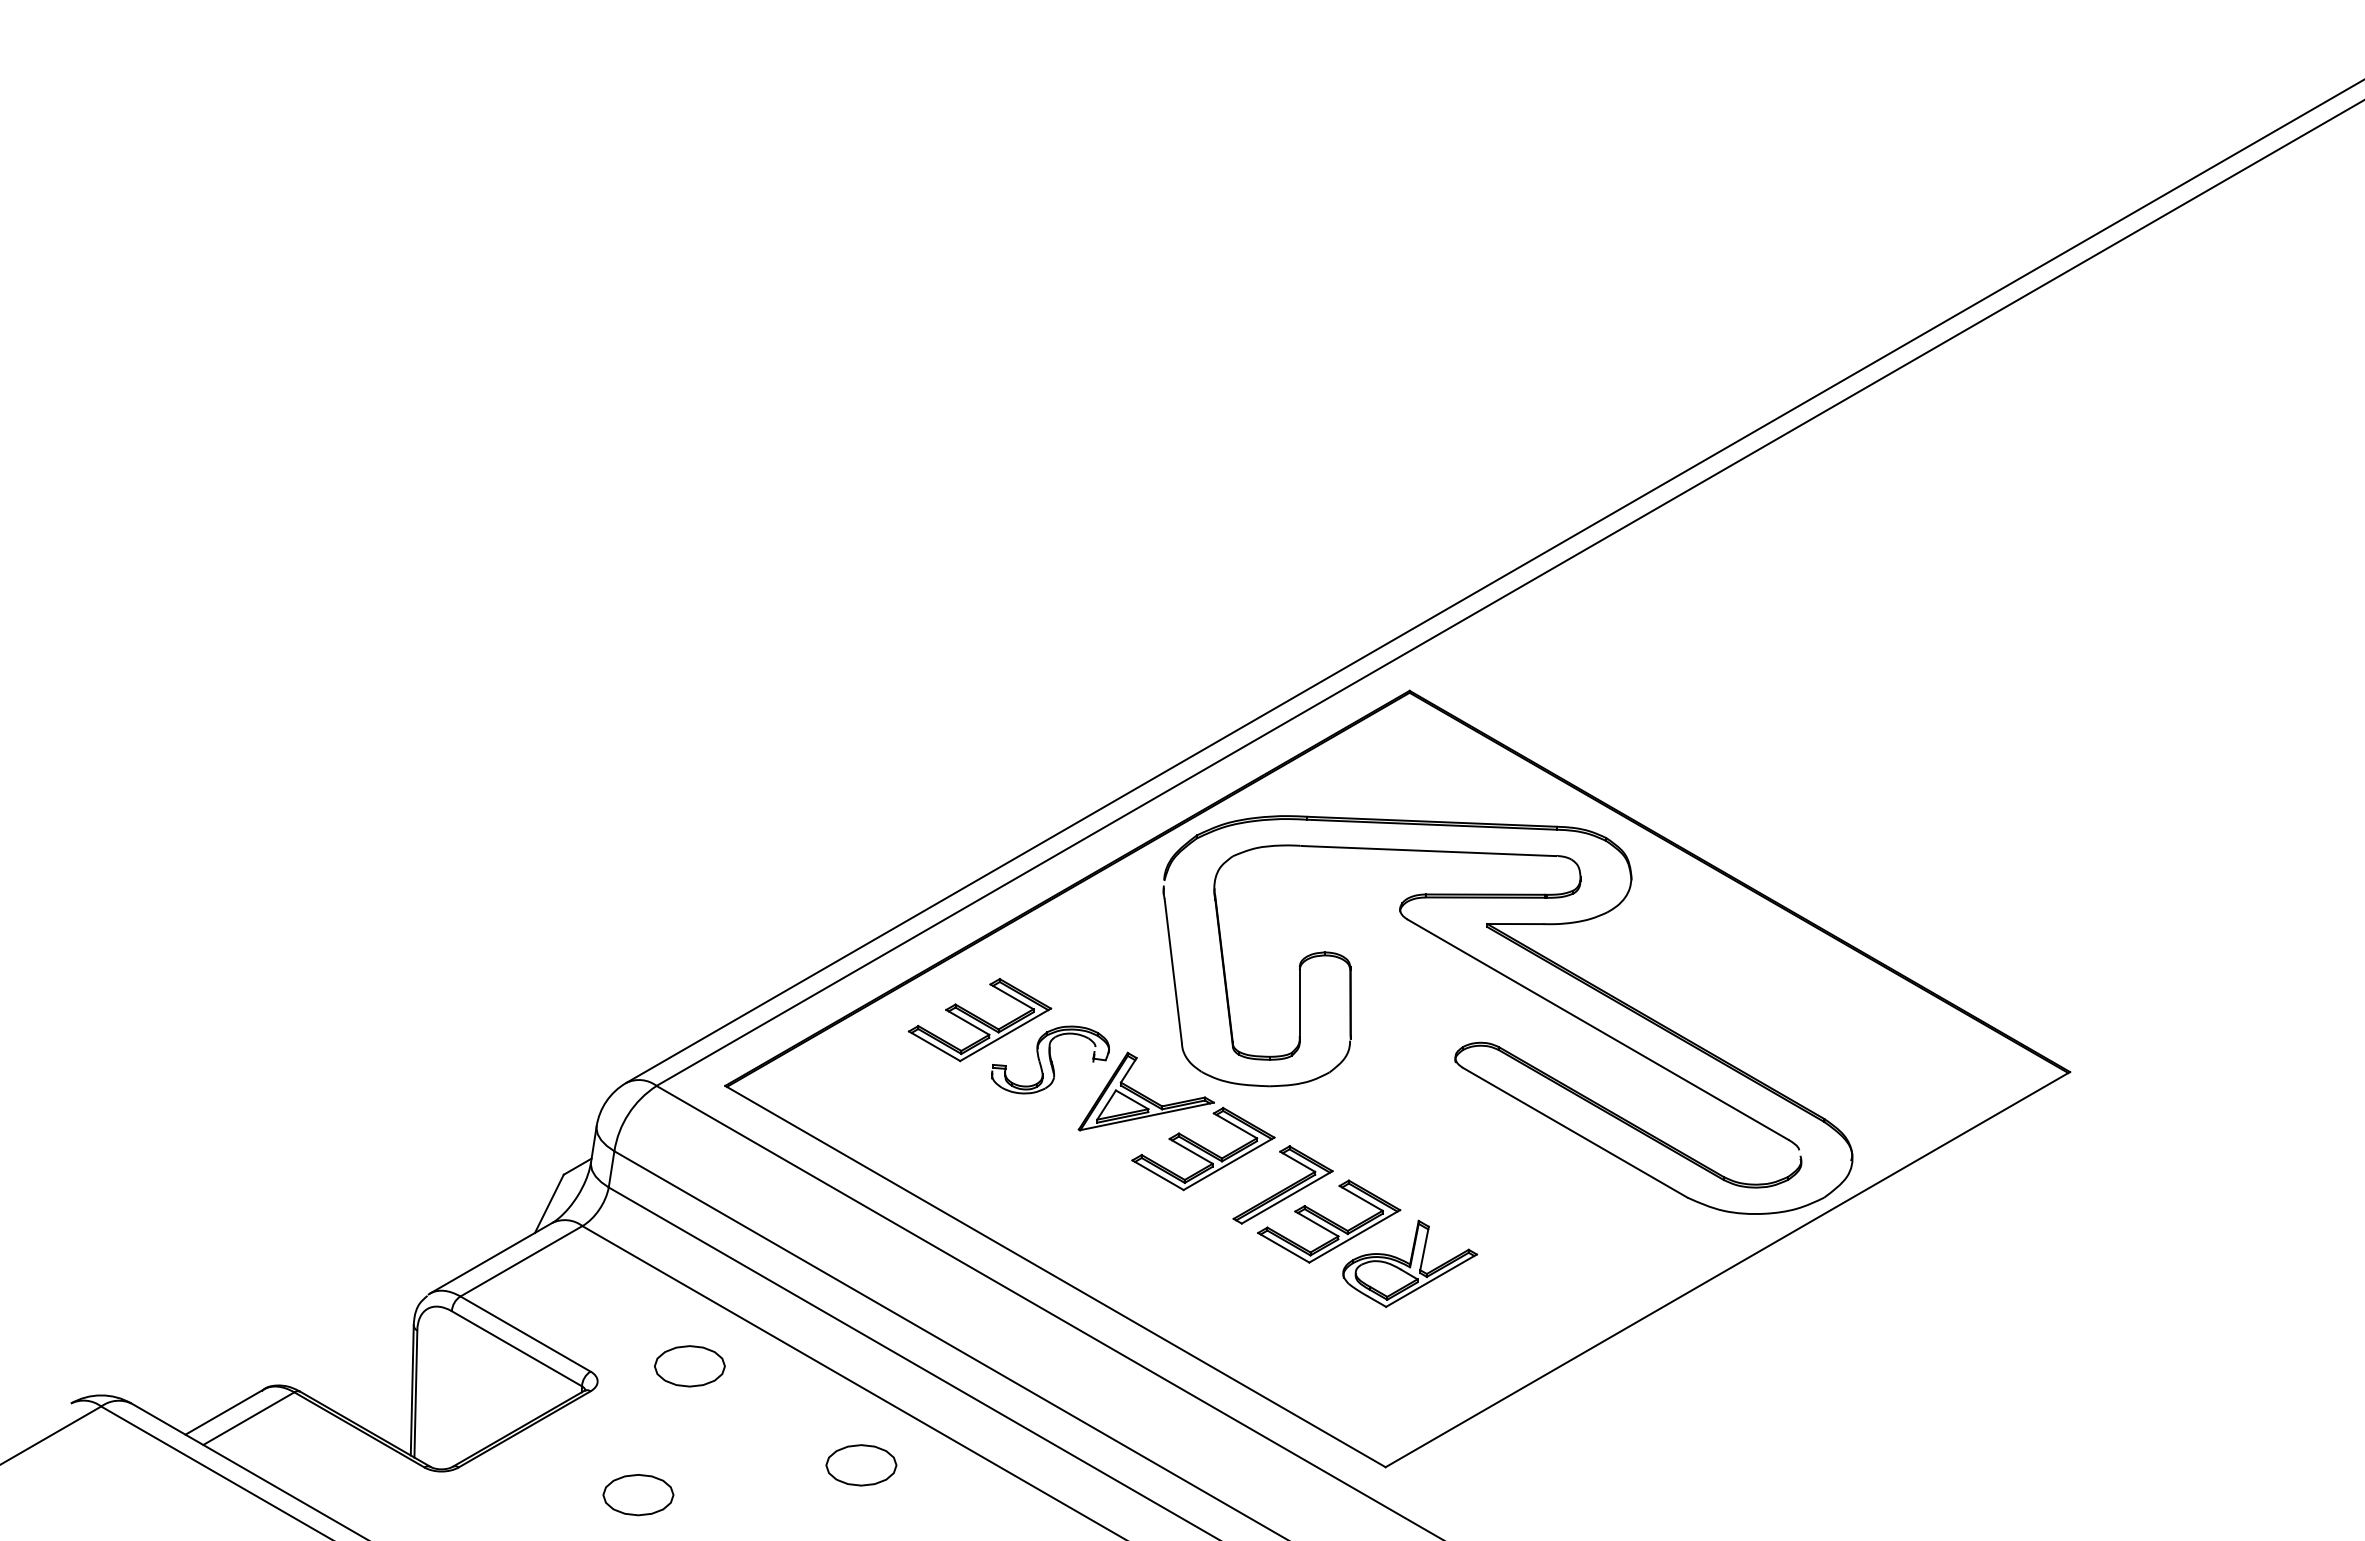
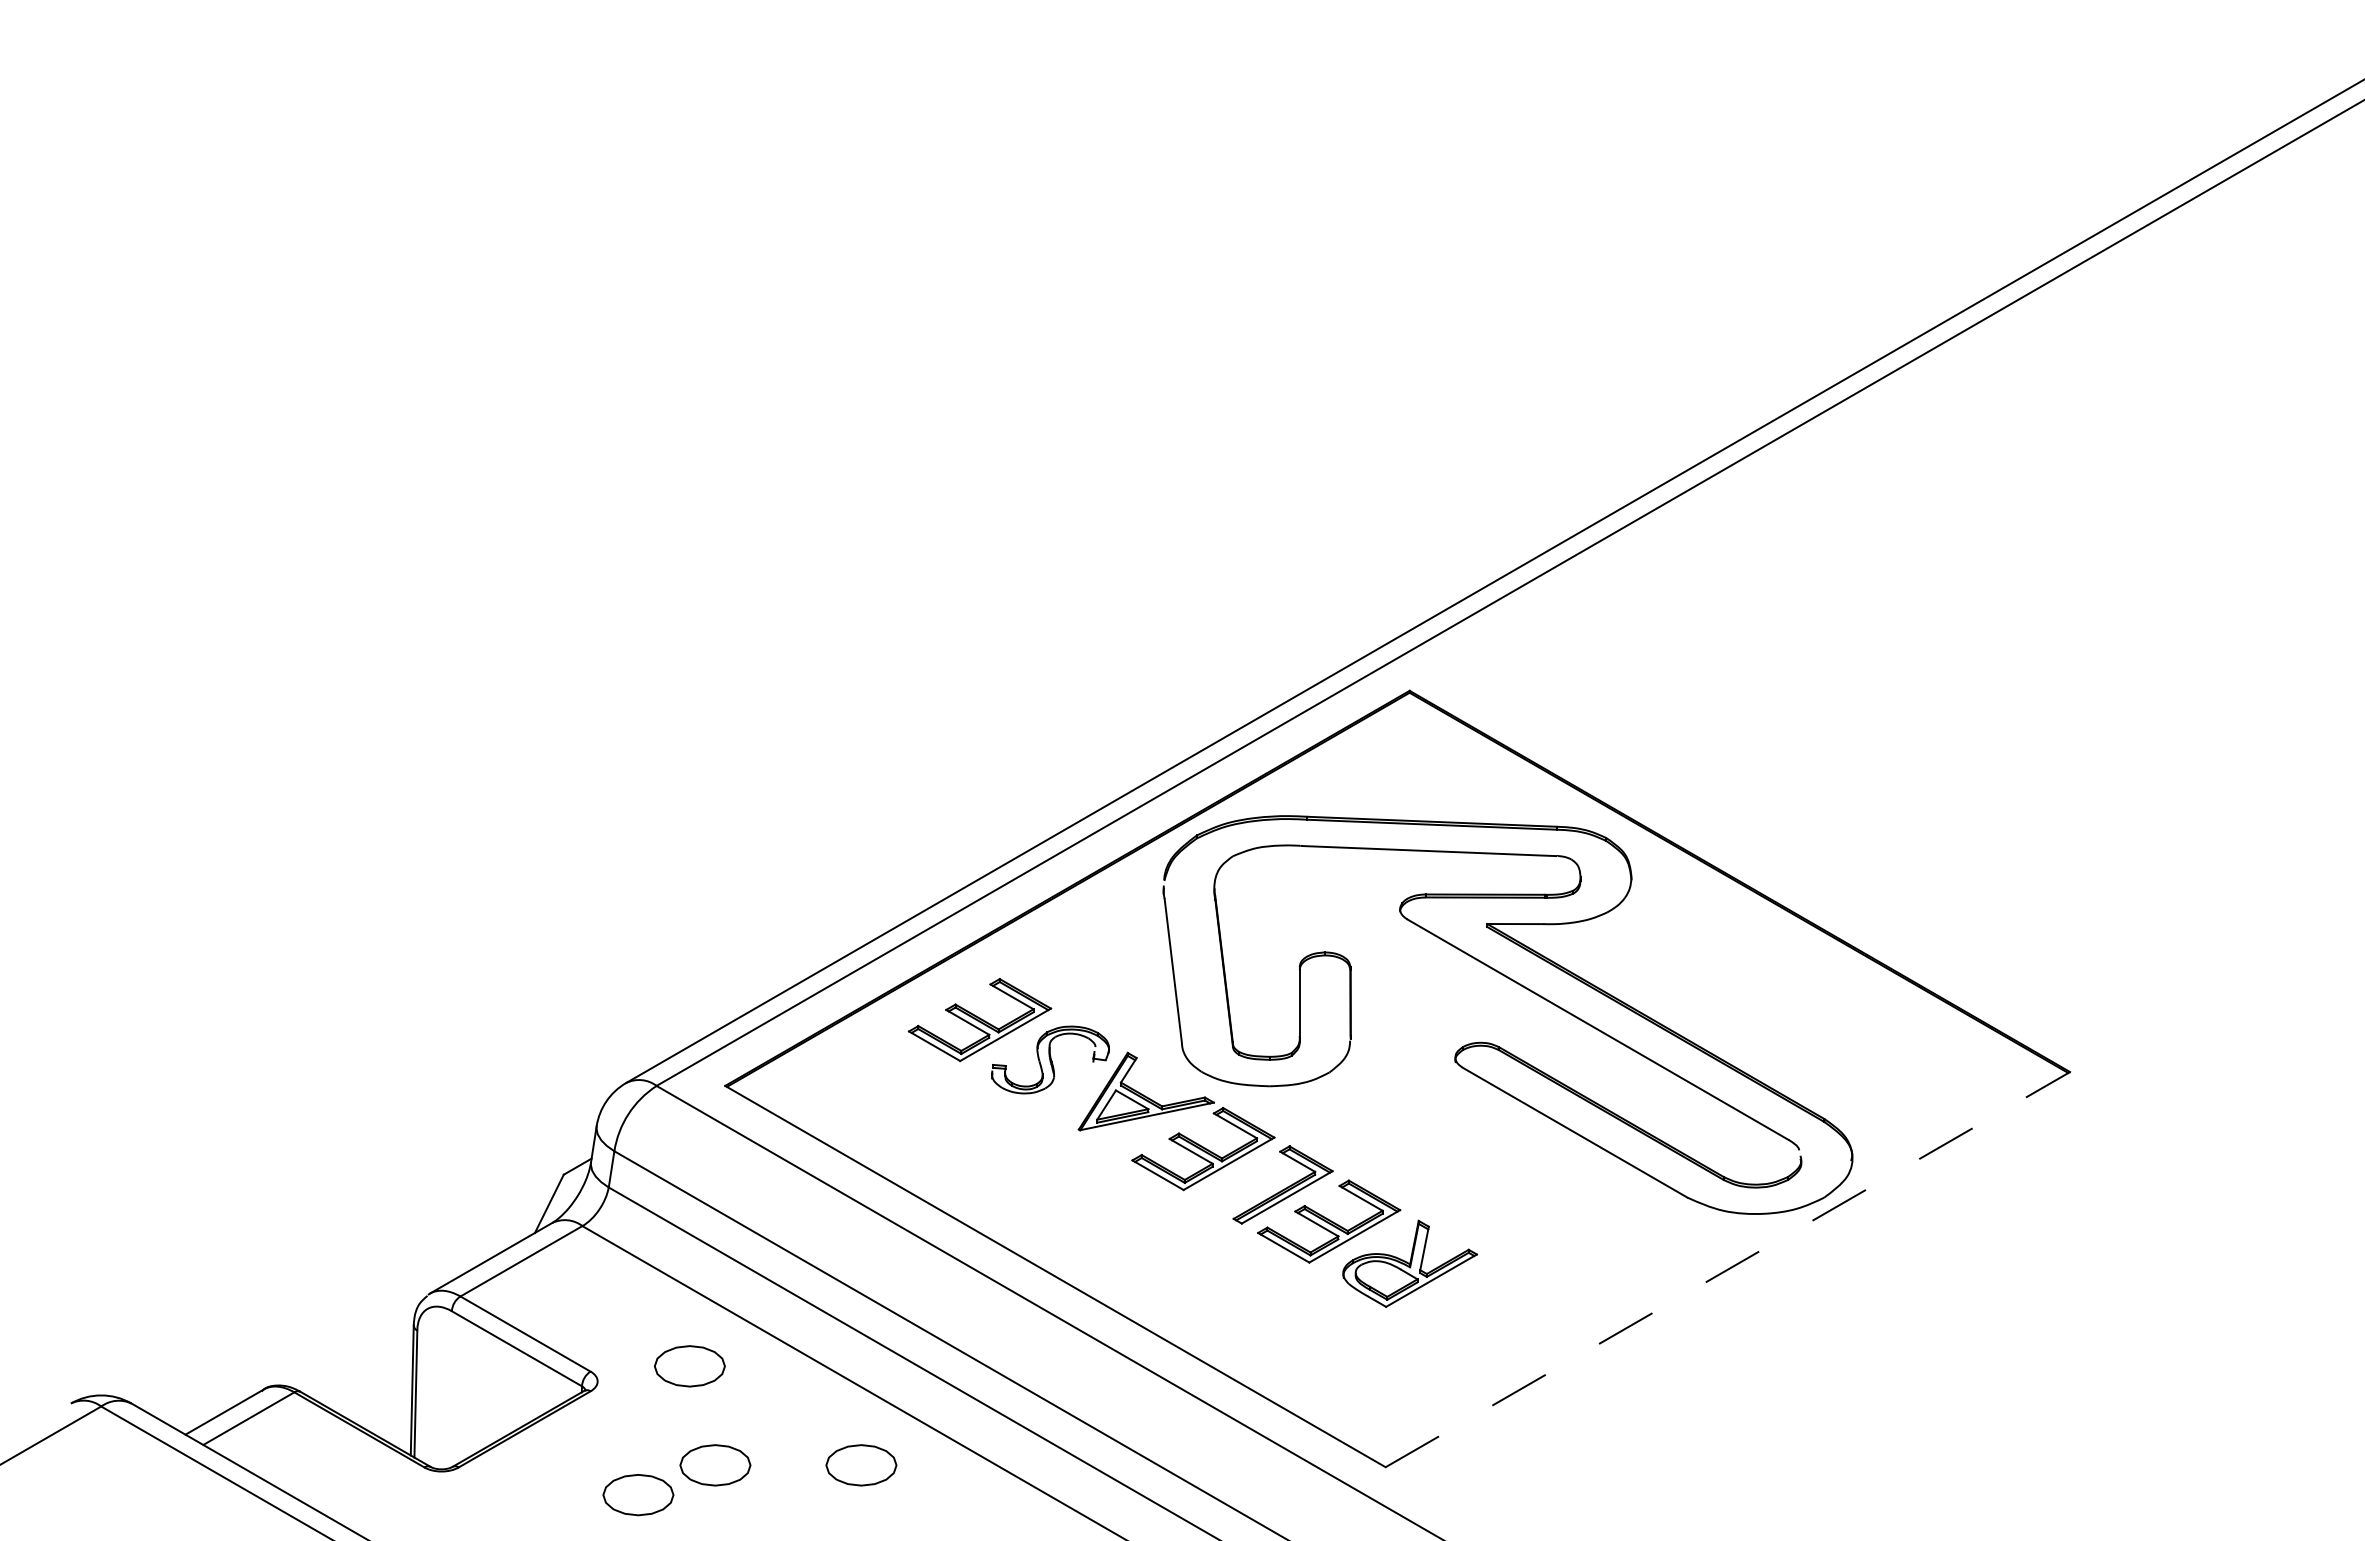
line: solid -> dashed (1728, 1269)
part: none -> present (715, 1465)
